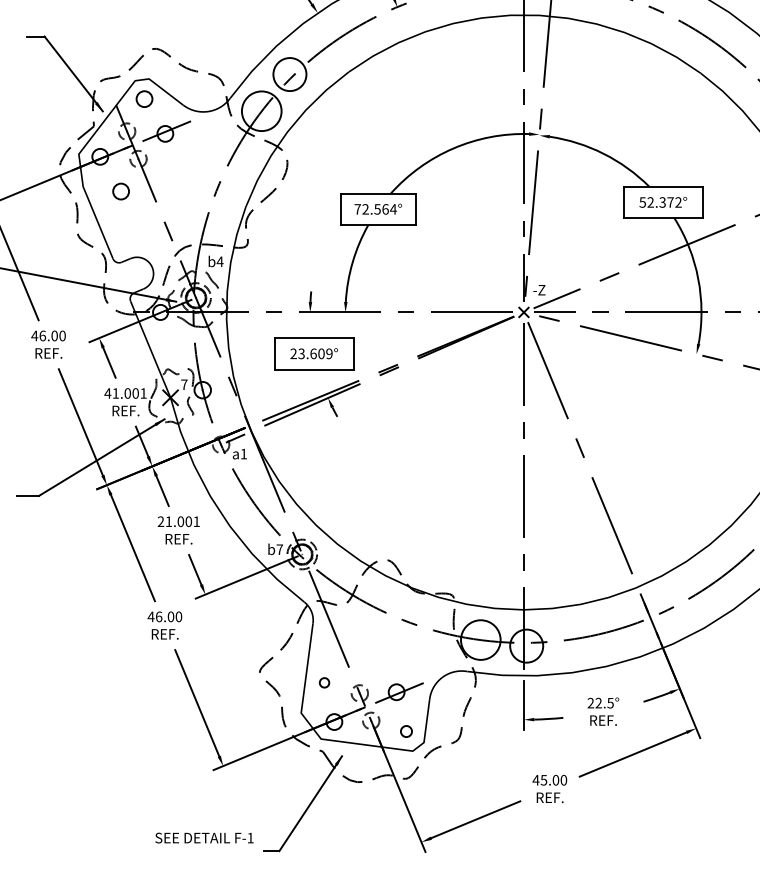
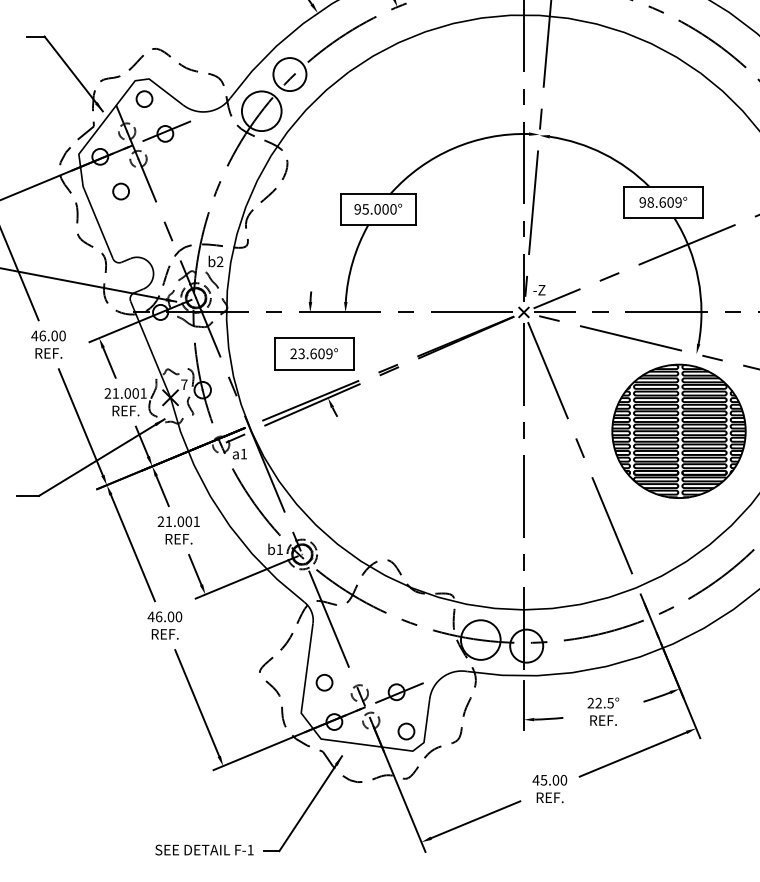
text: 52.372° -> 98.609° (660, 202)
text: 72.564° -> 95.000° (375, 209)
text: b4 -> b2 (219, 261)
text: 41.001 -> 21.001 (107, 393)
part: none -> present (678, 430)
text: b7 -> b1 (279, 549)
circle size: 13x12 px -> 19x18 px (324, 682)
circle size: 13x13 px -> 19x19 px (406, 731)
text position: (204, 837) -> (204, 849) (204, 849)
